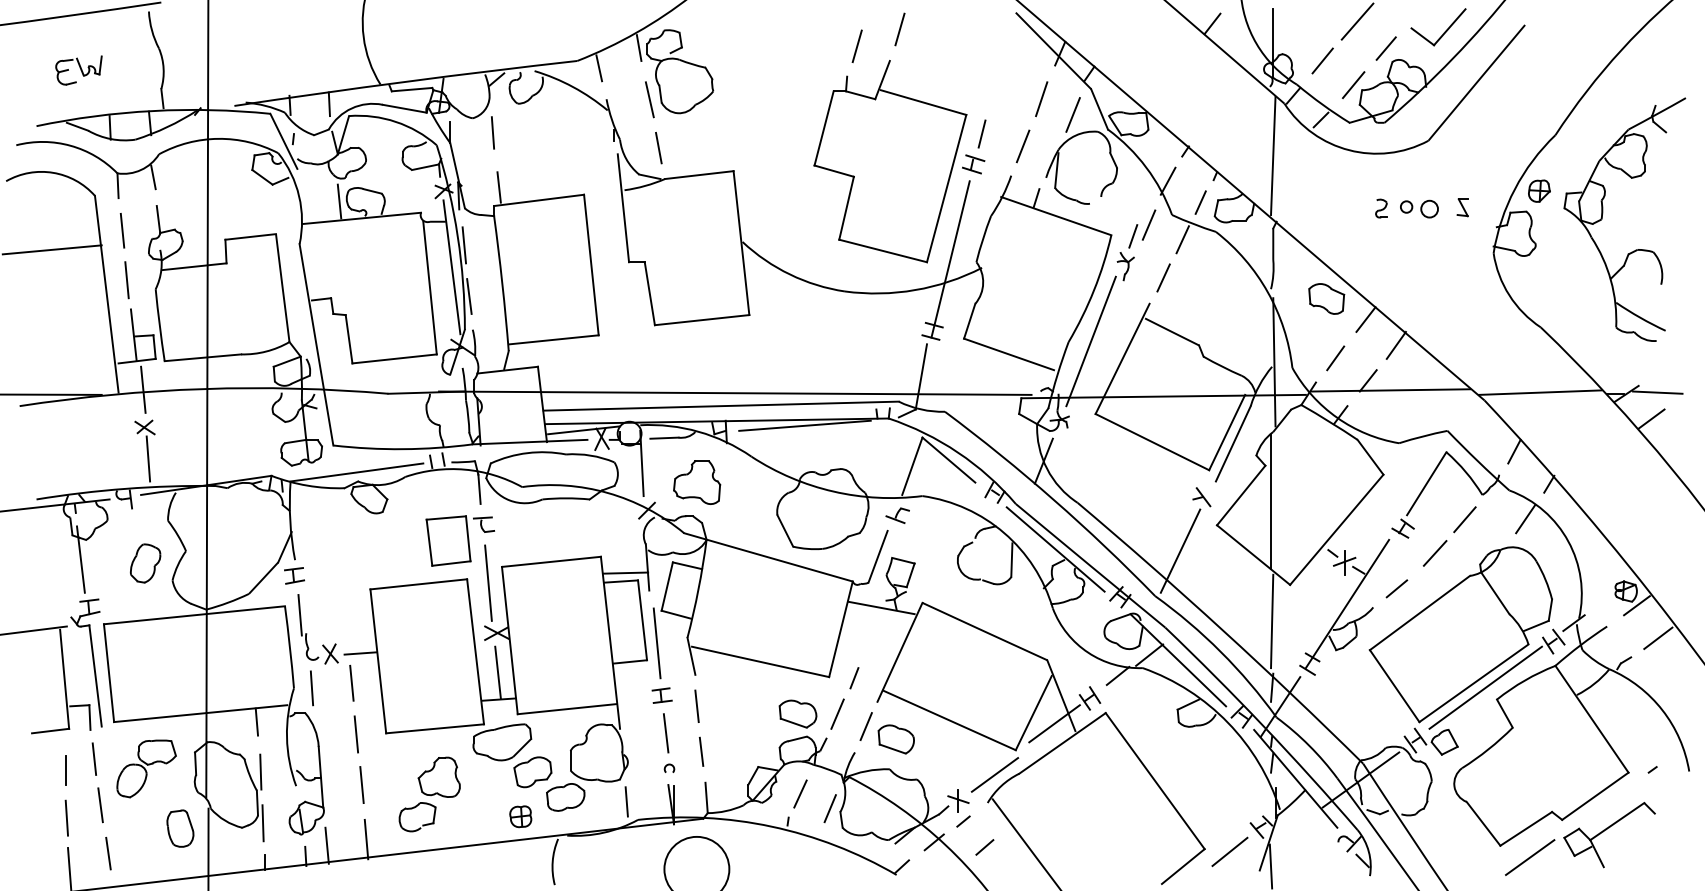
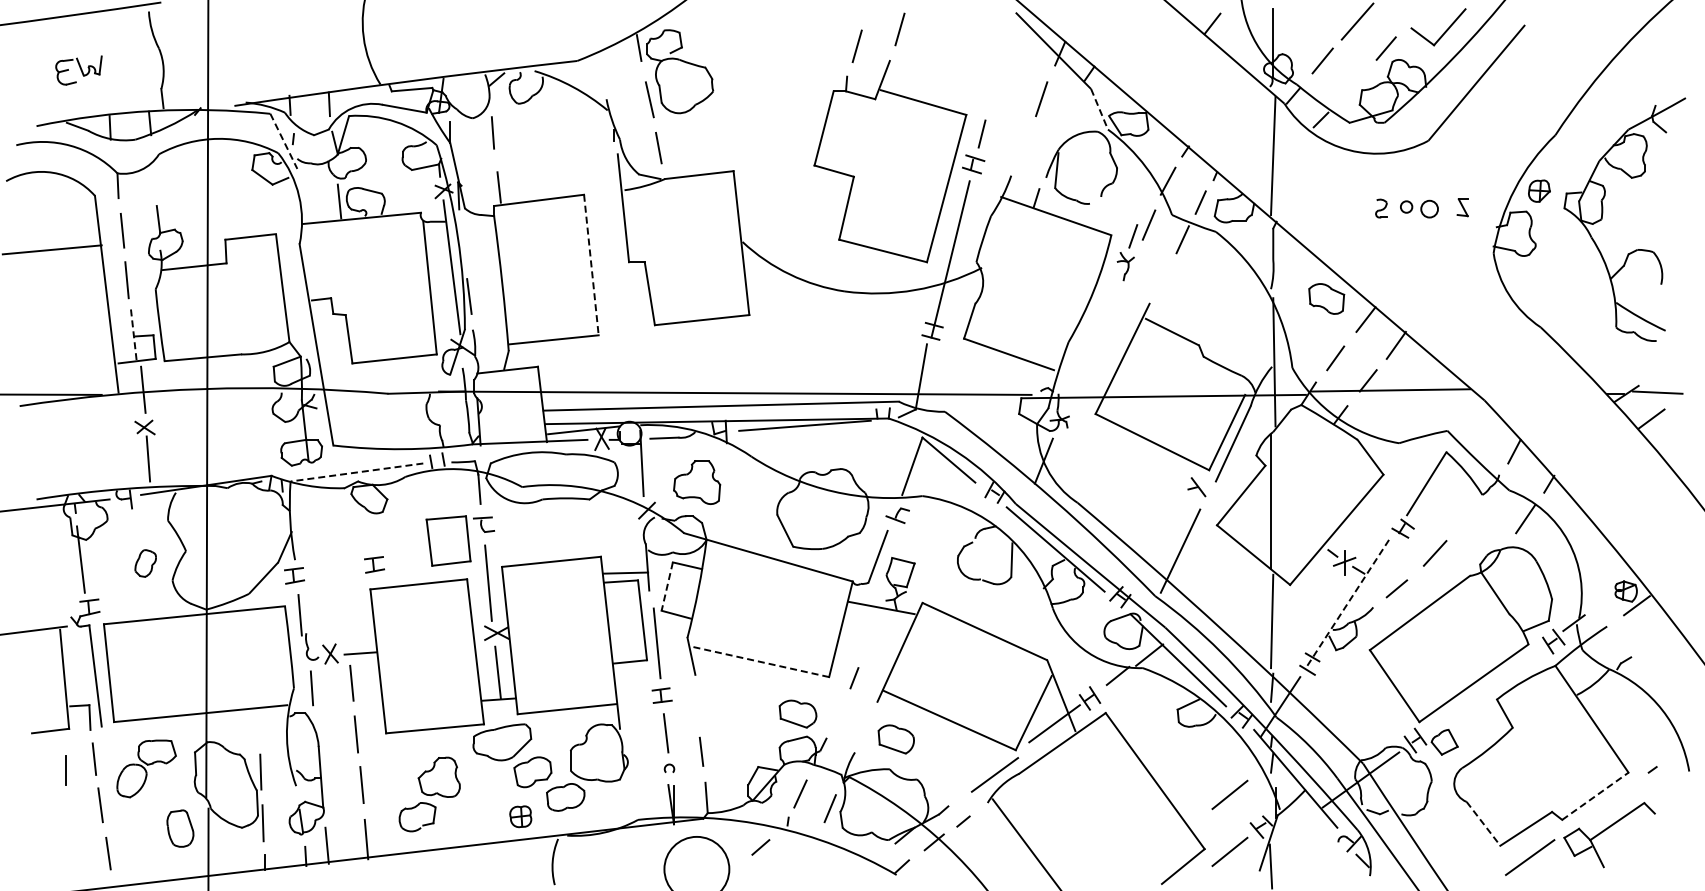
line: present -> none (599, 68)
line: present -> none (1353, 85)
line: solid -> dashed (1099, 109)
line: present -> none (1072, 114)
line: solid -> dashed (283, 141)
line: present -> none (1022, 146)
line: present -> none (153, 177)
line: present -> none (464, 245)
line: solid -> dashed (591, 265)
line: present -> none (1163, 277)
line: solid -> dashed (133, 335)
line: present -> none (1090, 341)
line: present -> none (1540, 392)
line: solid -> dashed (356, 472)
part position: (1201, 497) -> (1196, 487) (1196, 487)
line: present -> none (1464, 519)
part size: 32x41 px -> 23x29 px (145, 563)
part: none -> present (374, 564)
line: solid -> dashed (667, 586)
line: solid -> dashed (1347, 604)
line: present -> none (1658, 637)
line: solid -> dashed (760, 661)
line: present -> none (1485, 687)
line: present -> none (696, 705)
line: present -> none (837, 713)
line: present -> none (256, 721)
line: present -> none (865, 726)
line: none -> present (1229, 794)
line: solid -> dashed (1595, 796)
part: present -> none (958, 800)
line: present -> none (626, 801)
line: present -> none (66, 817)
line: solid -> dashed (1483, 823)
line position: (984, 847) -> (760, 847) (760, 847)
line: present -> none (69, 867)
